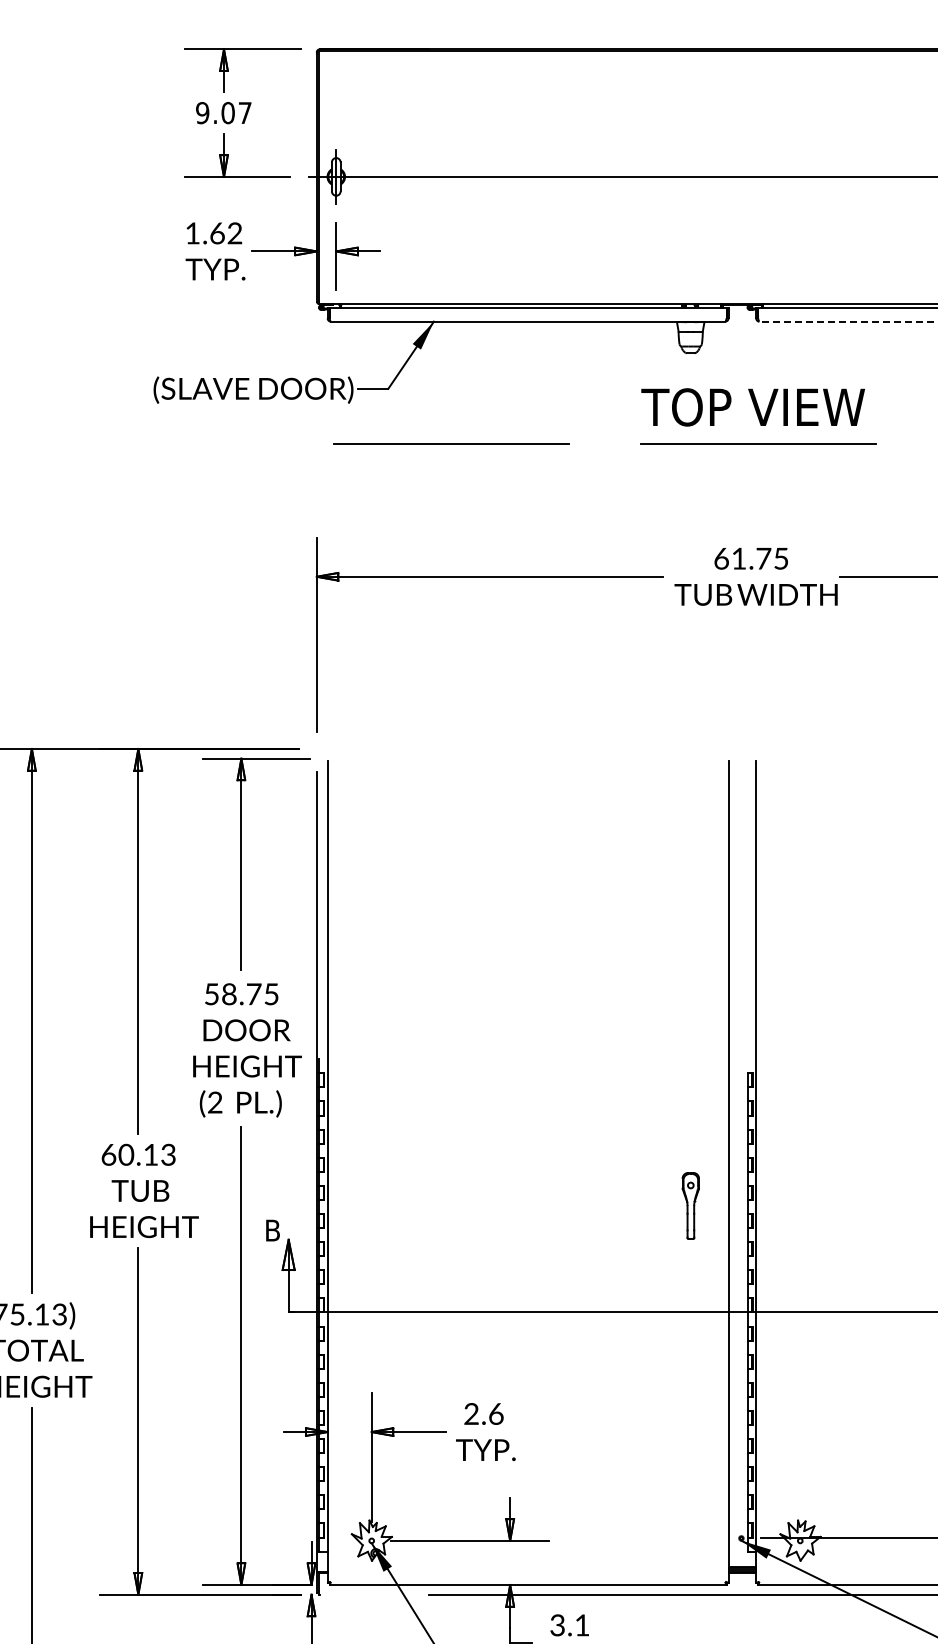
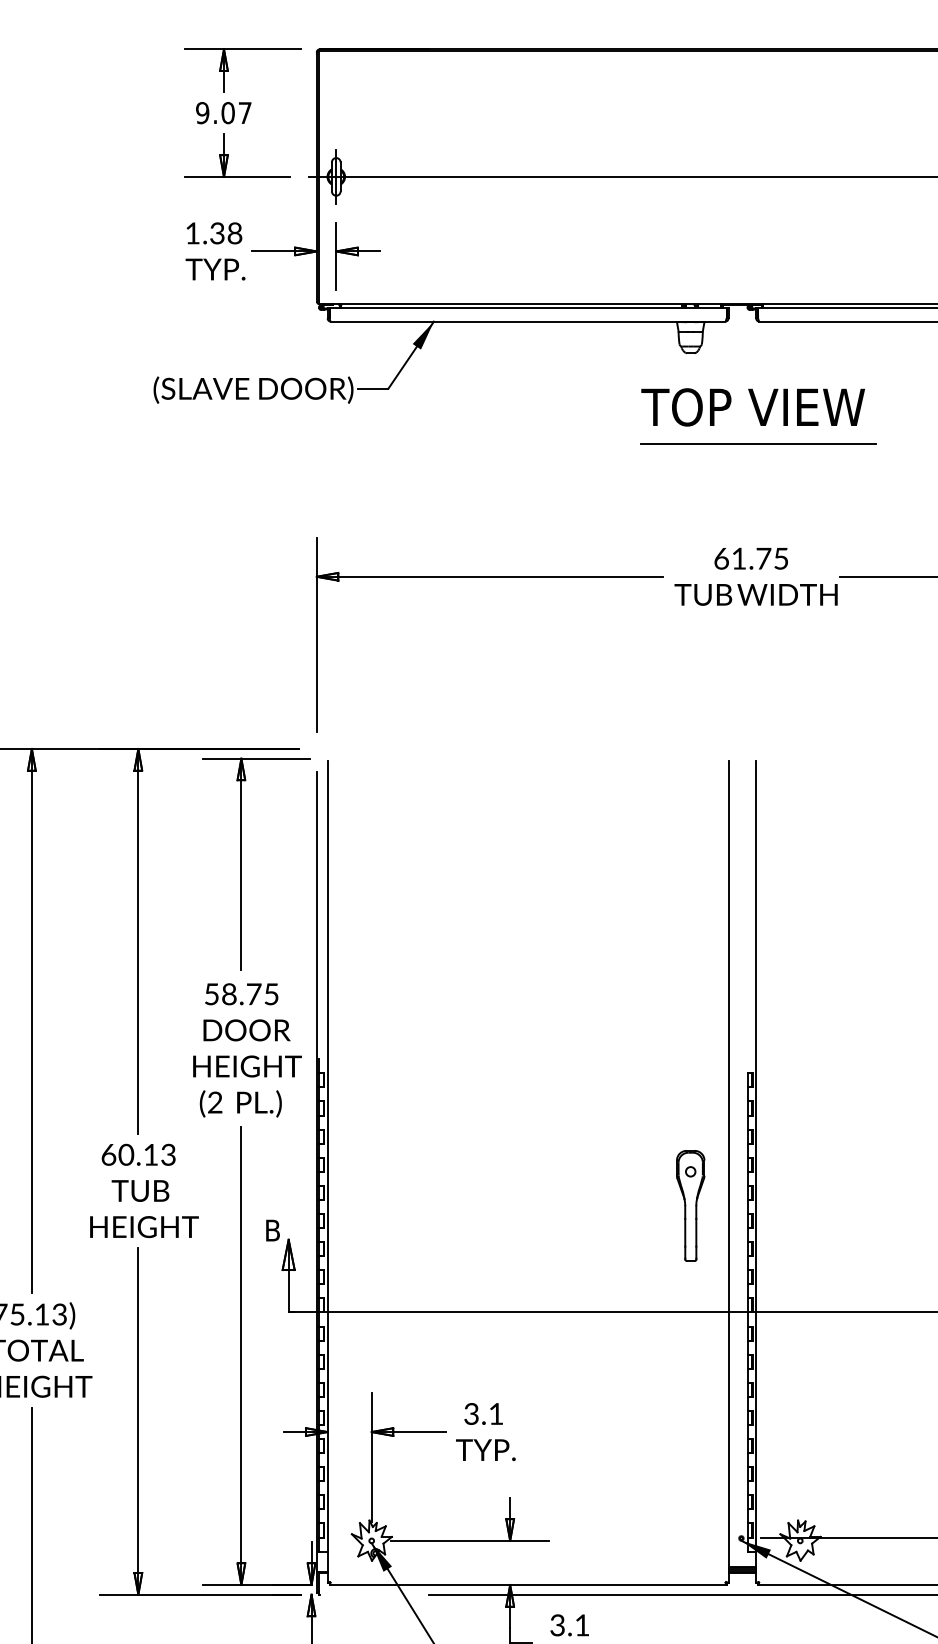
text: 1.62 -> 1.38 (226, 233)
line: dashed -> solid (848, 321)
line: present -> none (451, 443)
part size: 19x68 px -> 30x112 px (690, 1205)
text: 2.6 -> 3.1 (483, 1413)
